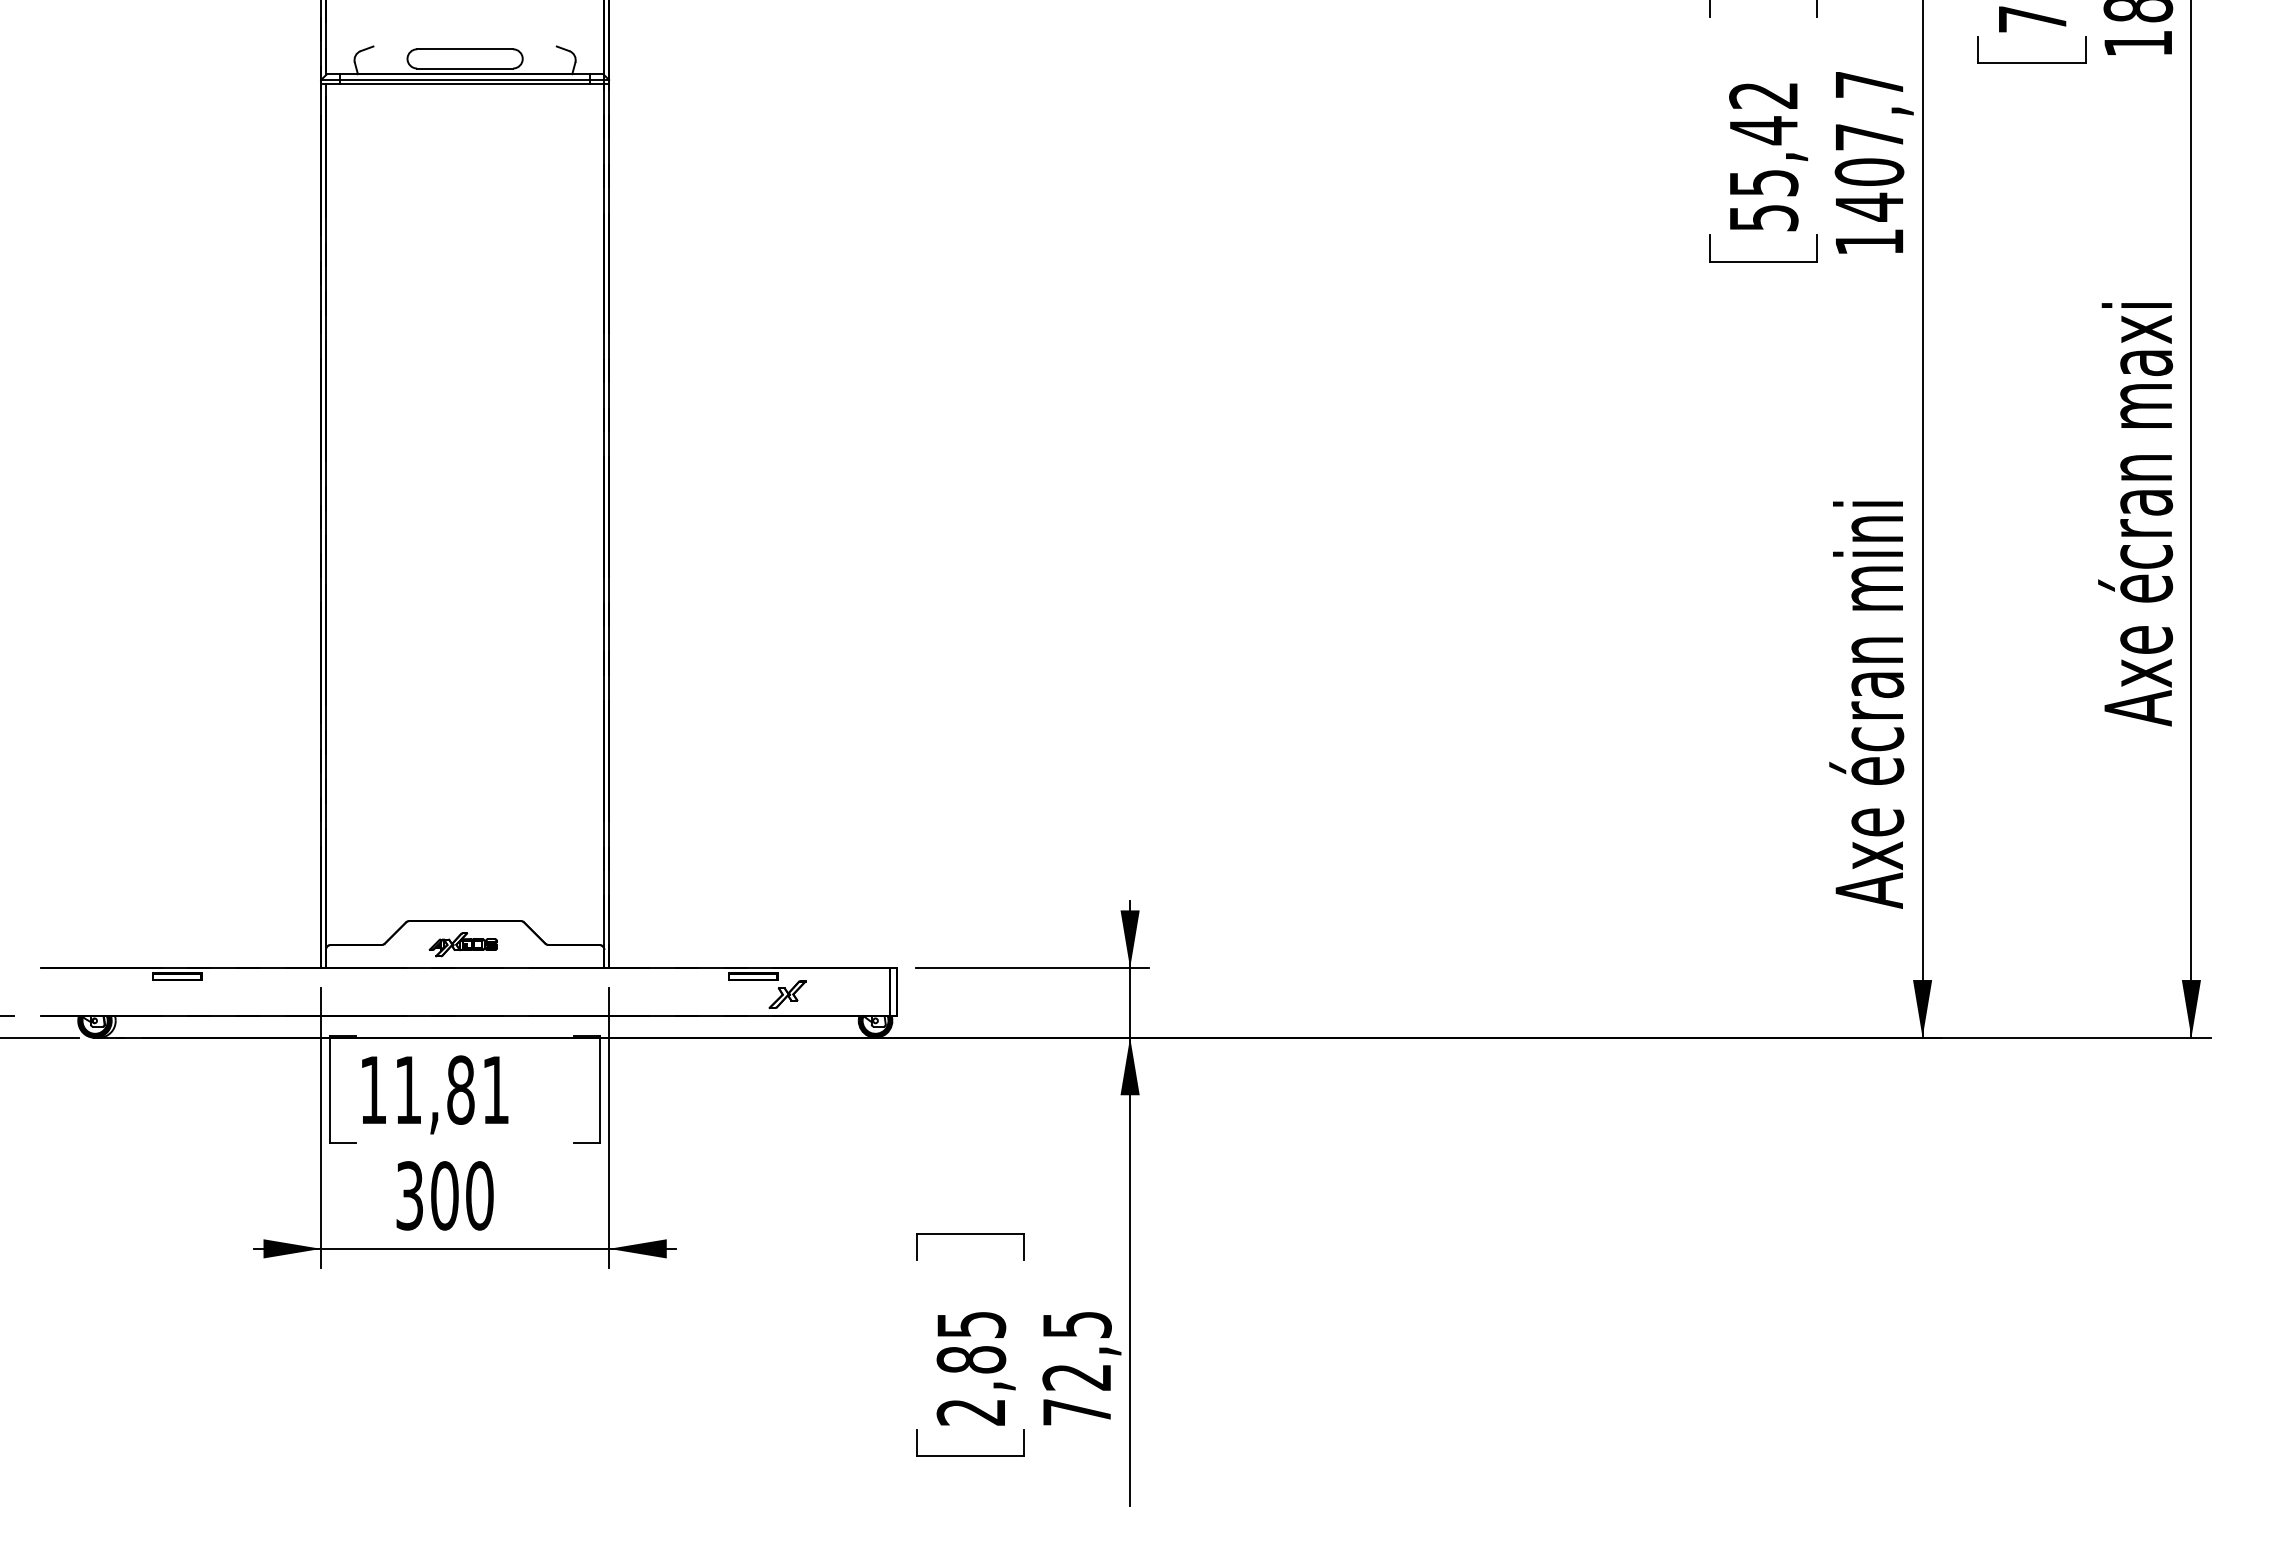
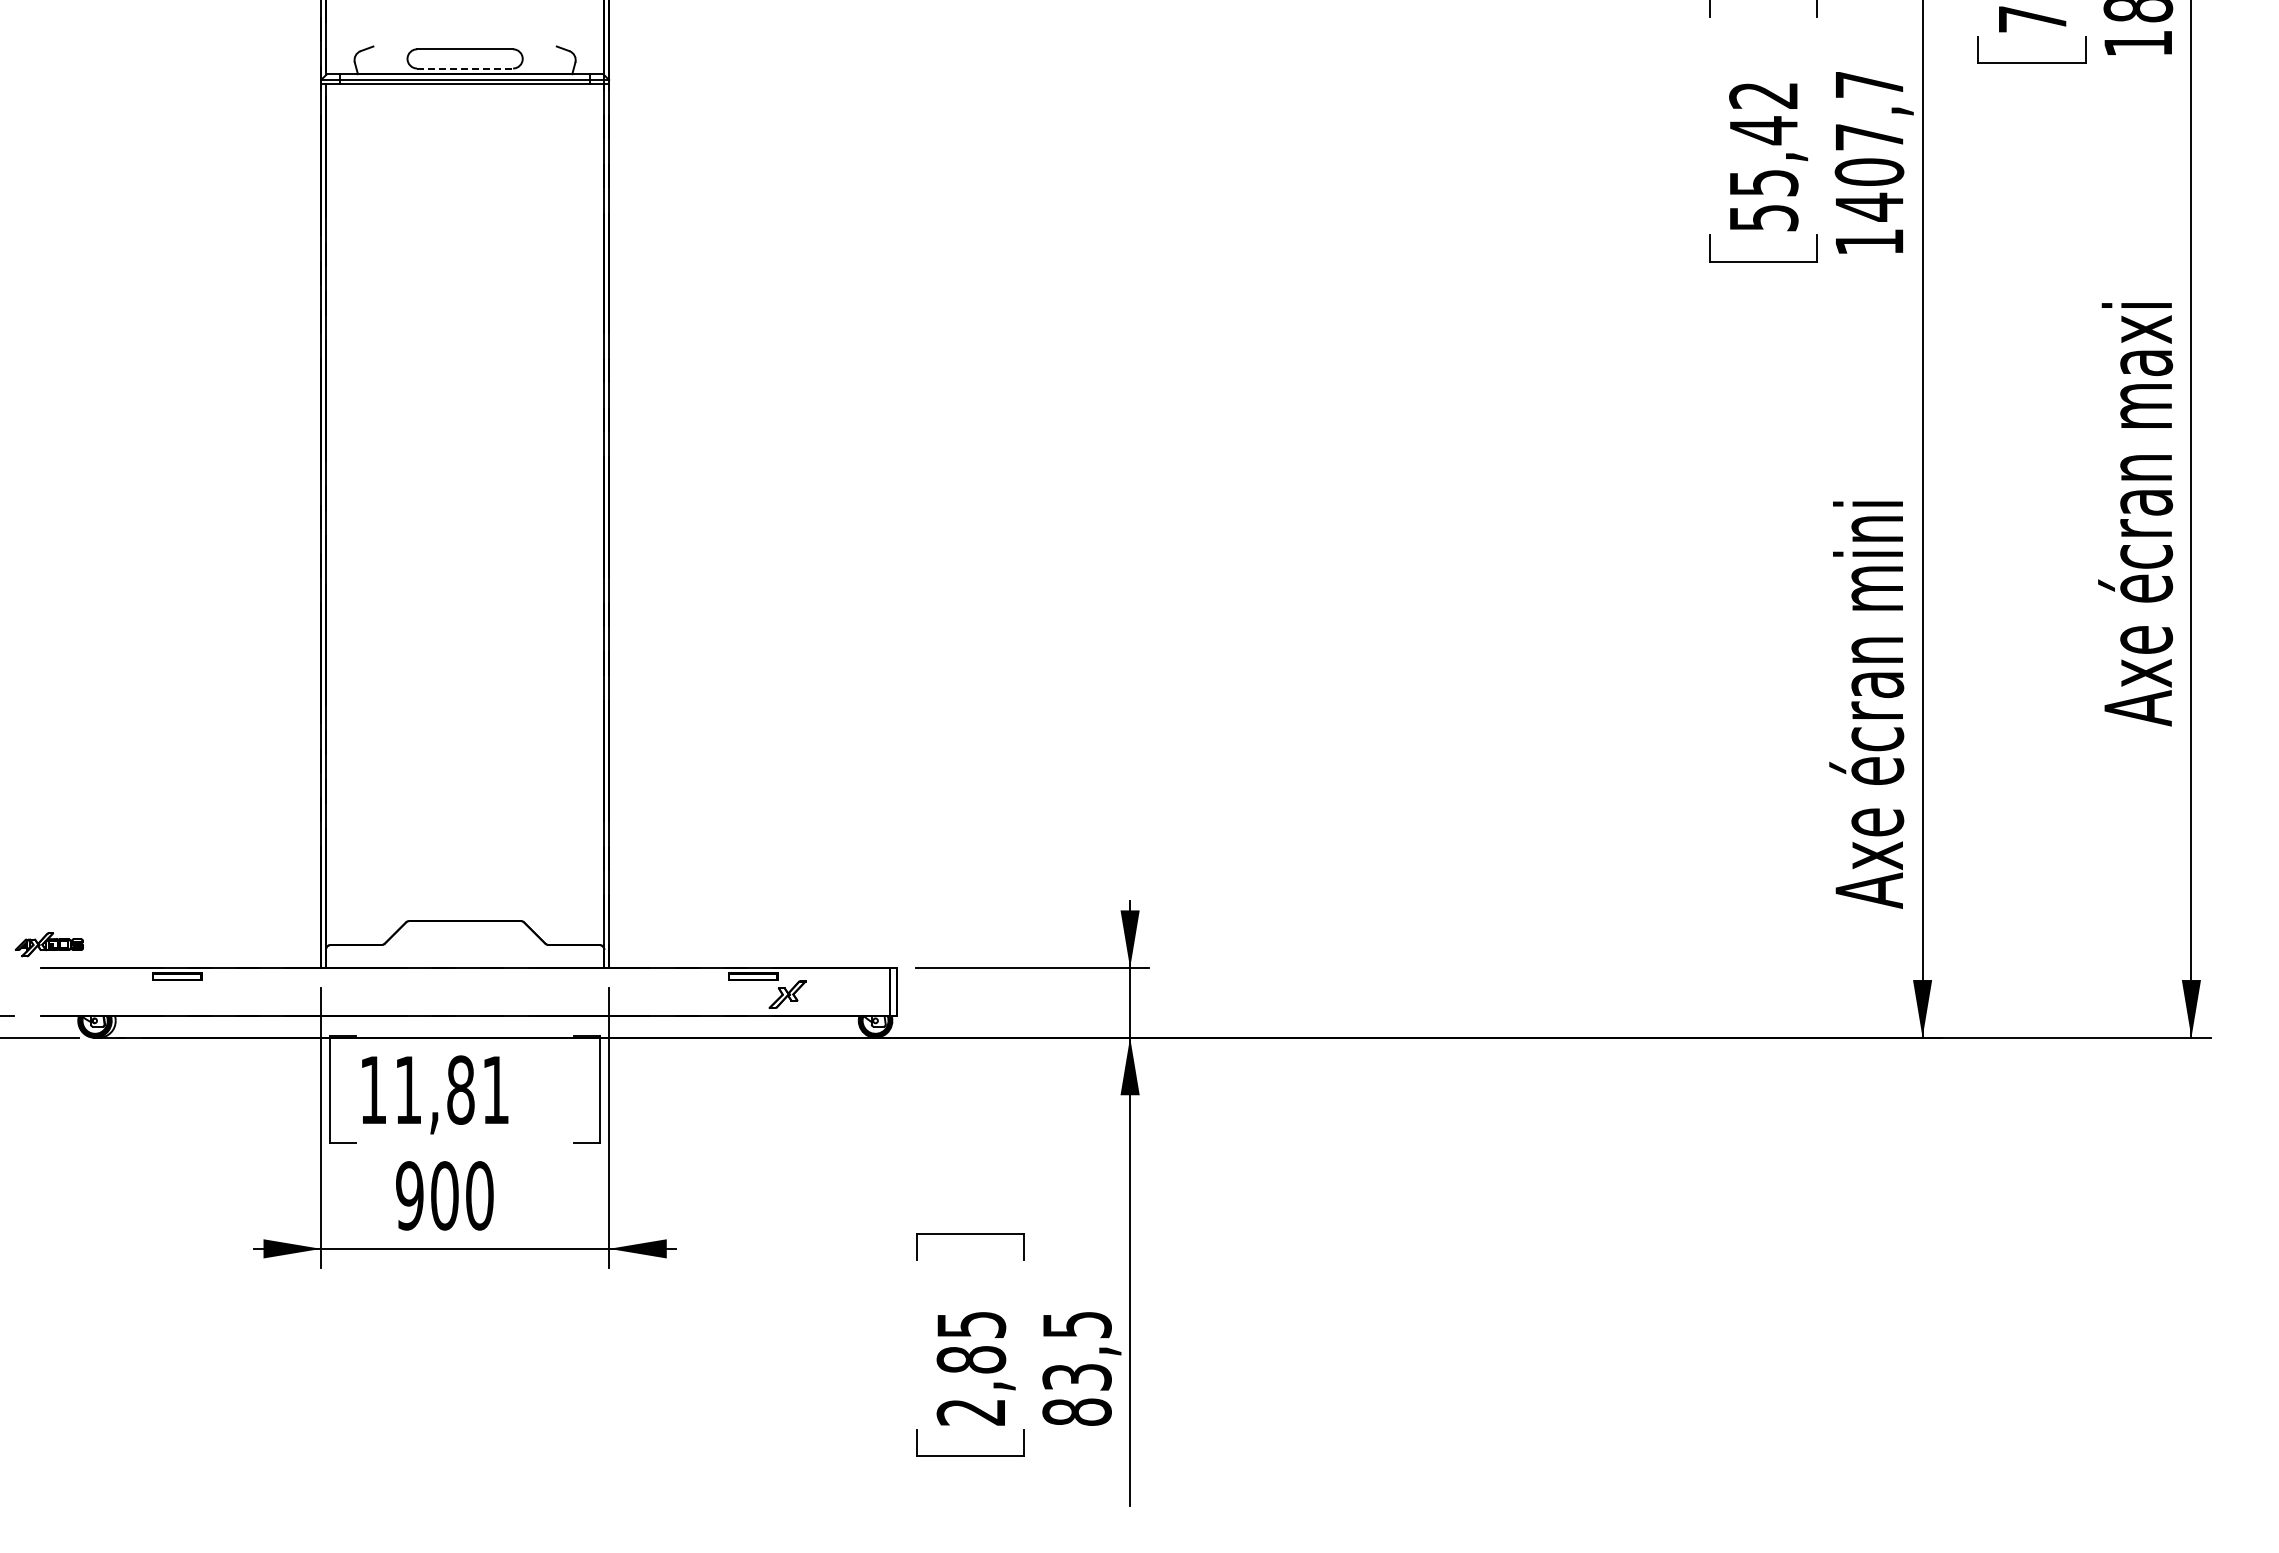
line: solid -> dashed (465, 68)
part position: (462, 944) -> (48, 944) (48, 944)
text: 300 -> 900 (409, 1195)
text: 72,5 -> 83,5 (1076, 1394)
